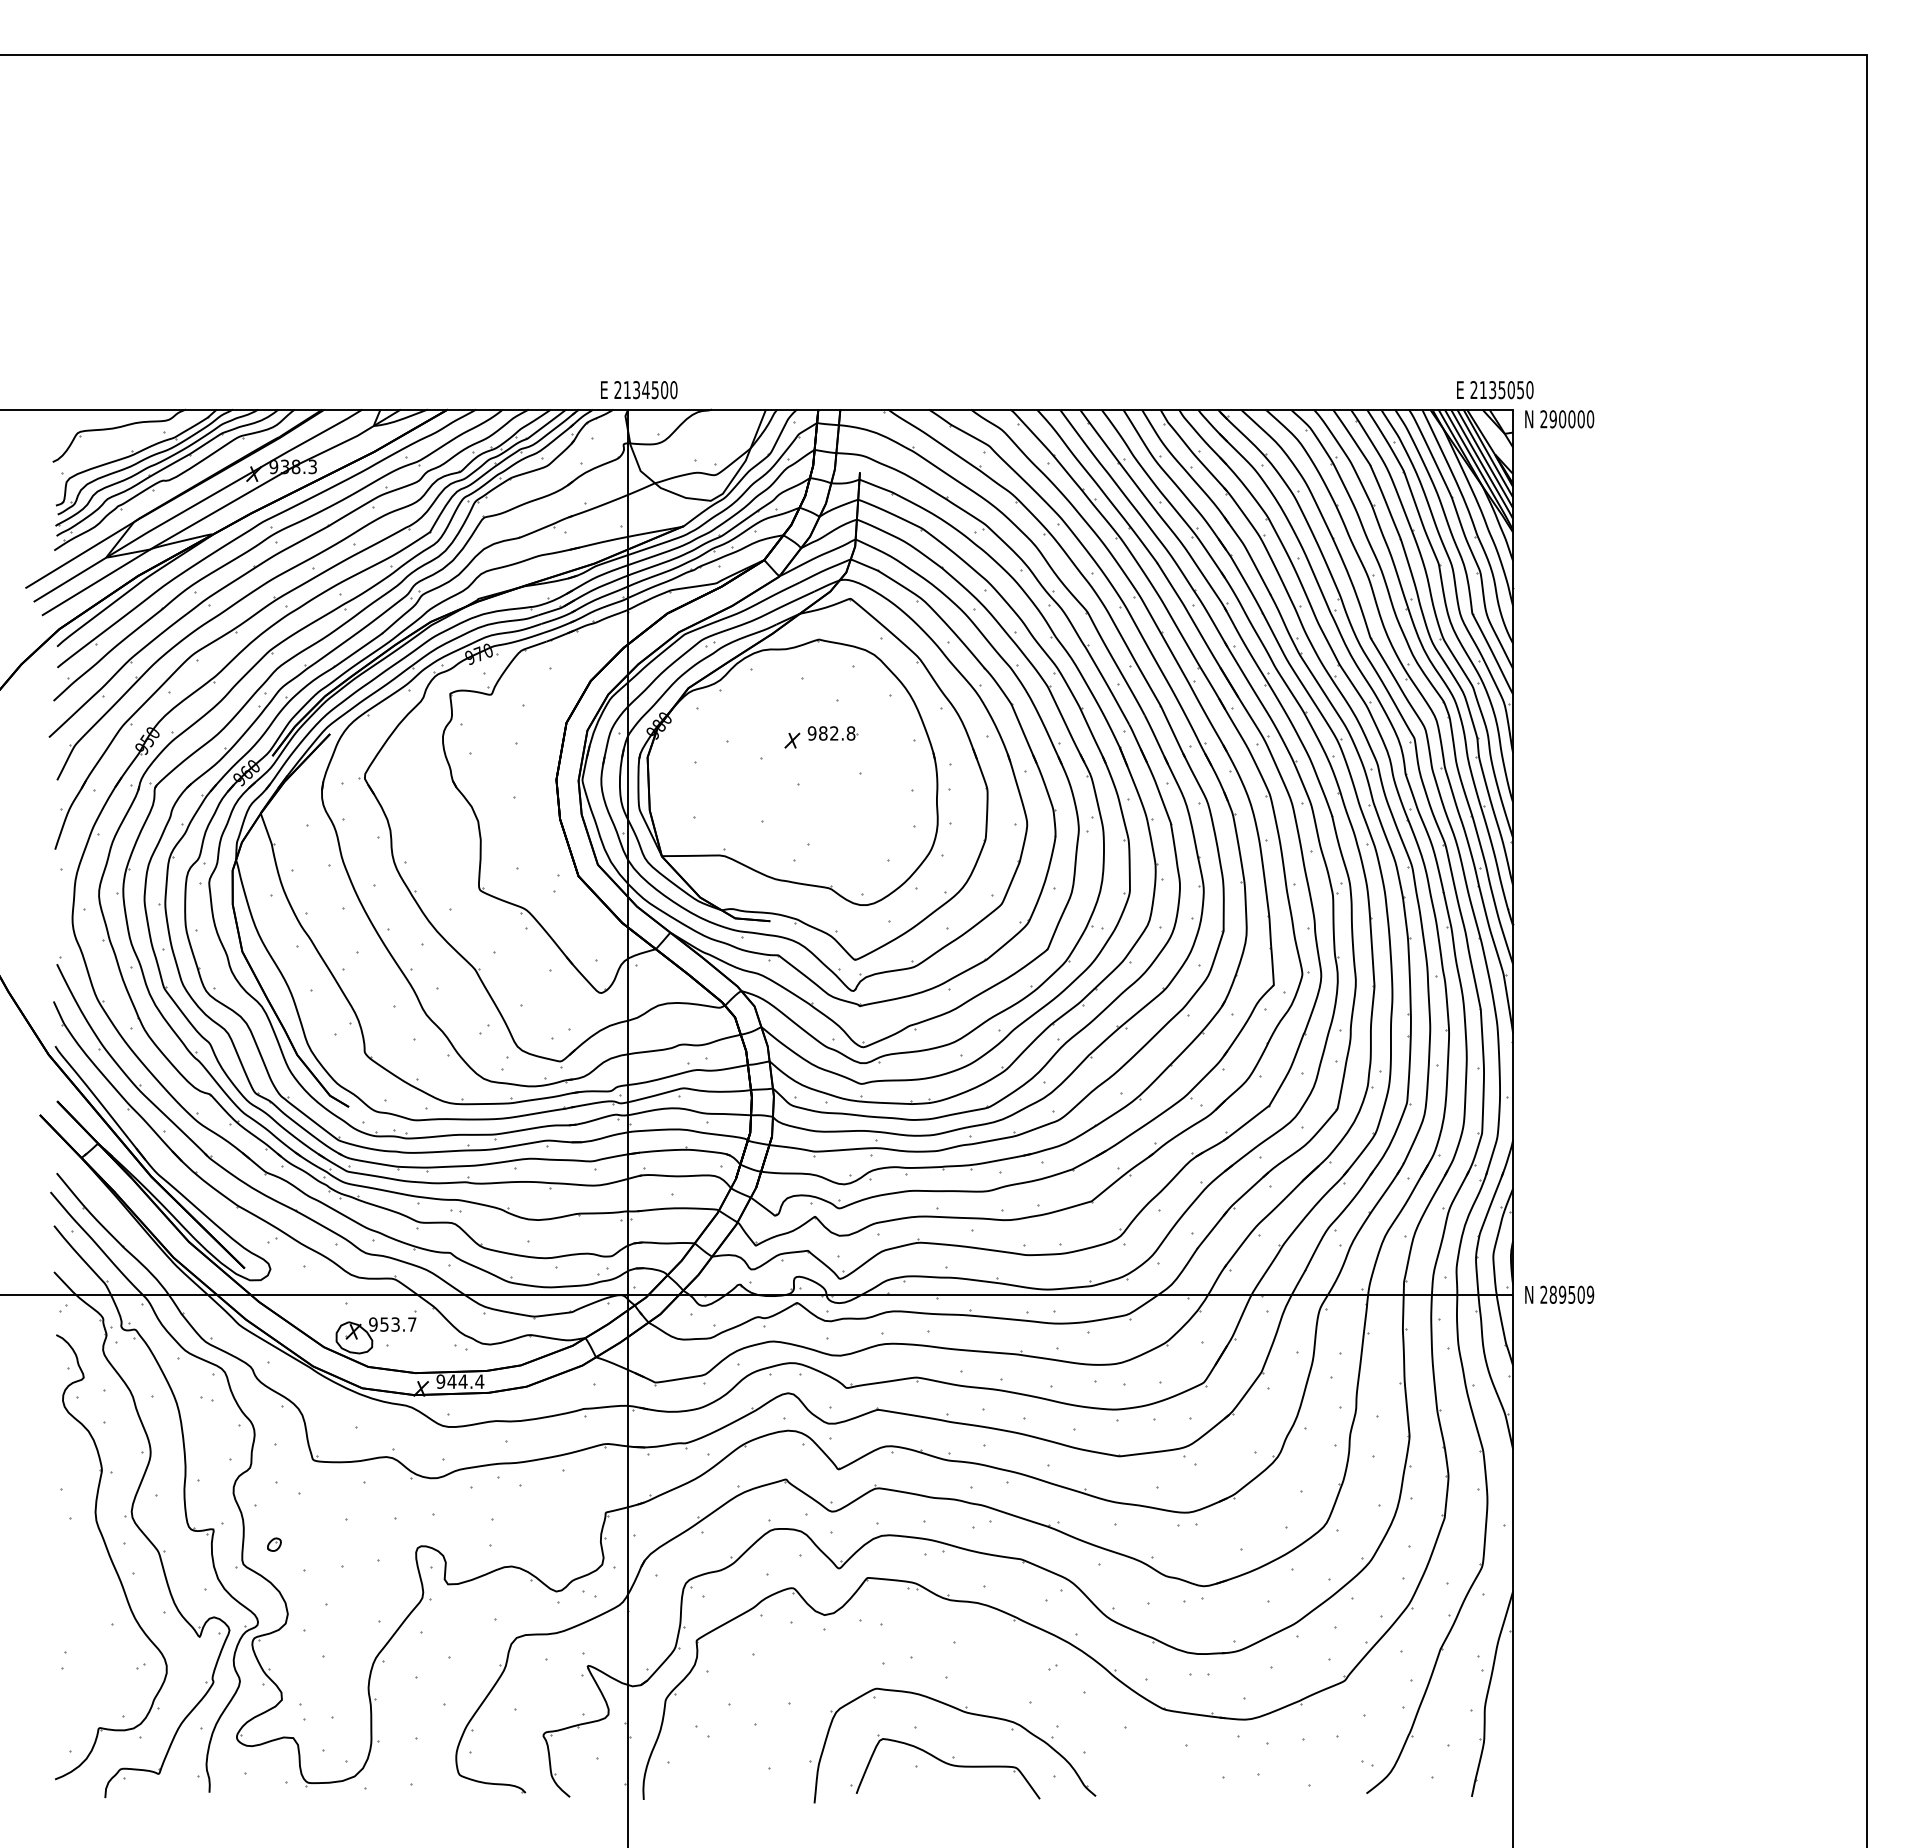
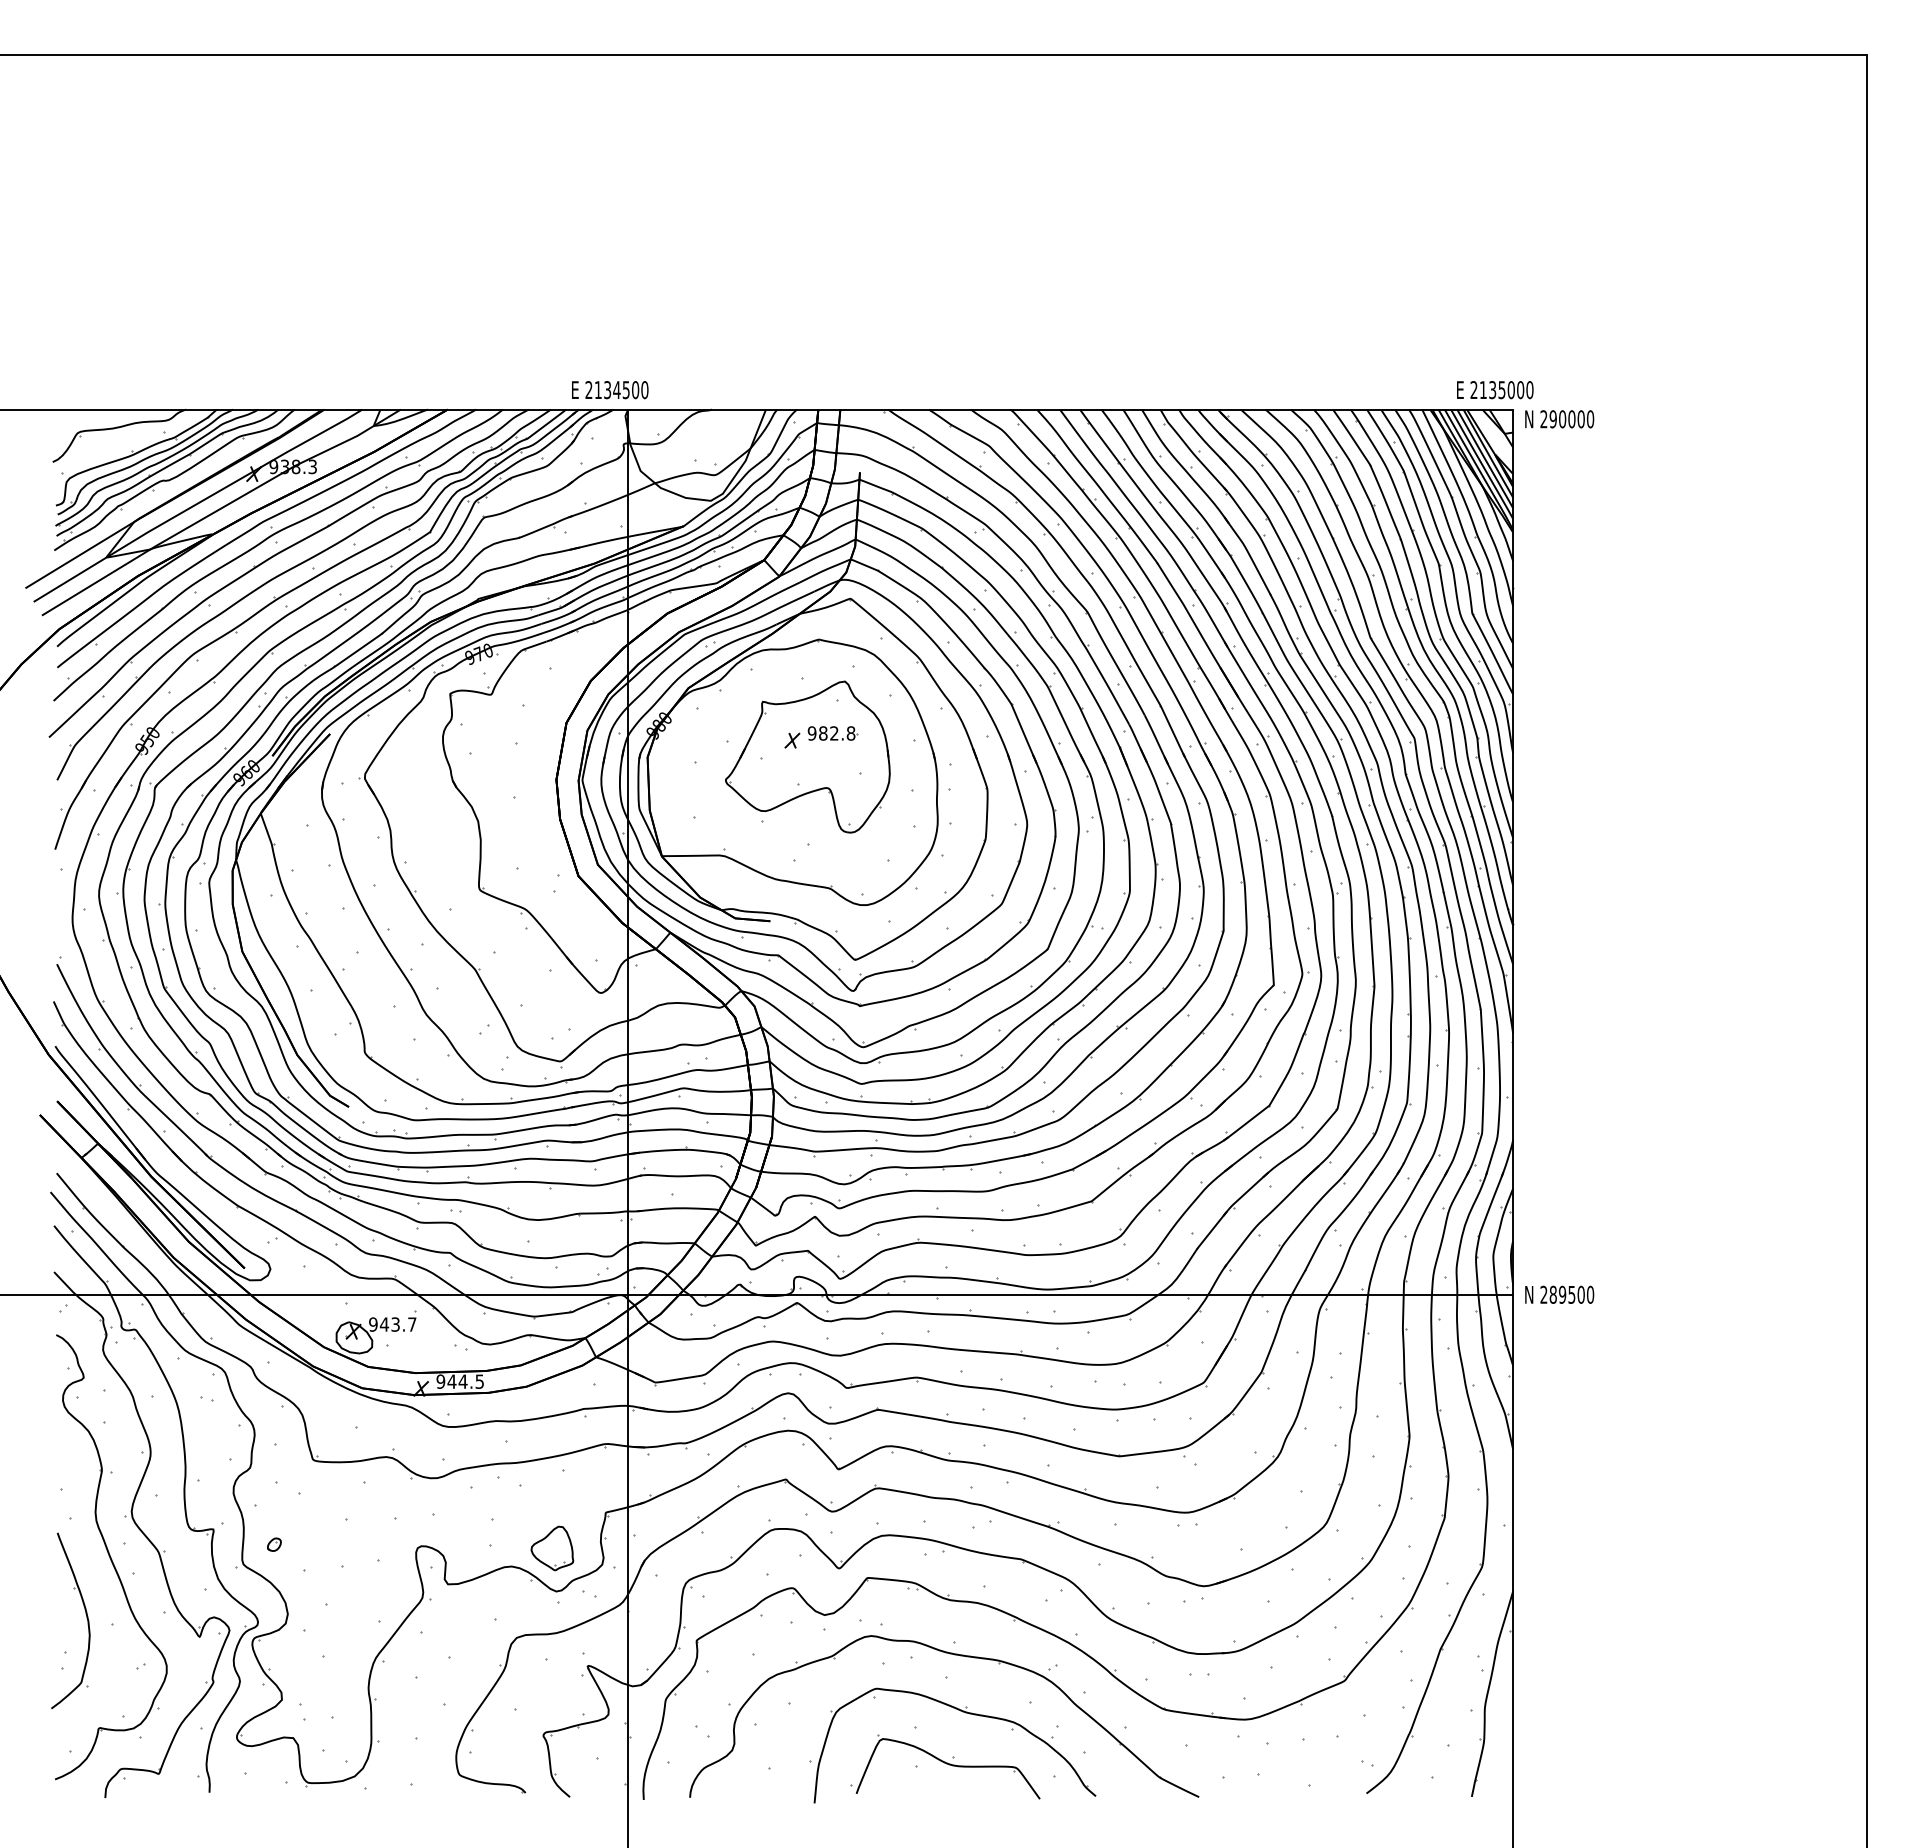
text position: (639, 390) -> (610, 390) (610, 390)
text: 2135050 -> 2135000 (1520, 390)
part: none -> present (807, 756)
text: 289509 -> 289500 (1590, 1294)
text: 953.7 -> 943.7 (384, 1324)
text: 944.4 -> 944.5 (479, 1381)
part: none -> present (552, 1548)
part: none -> present (86, 1618)
part: none -> present (954, 1655)
